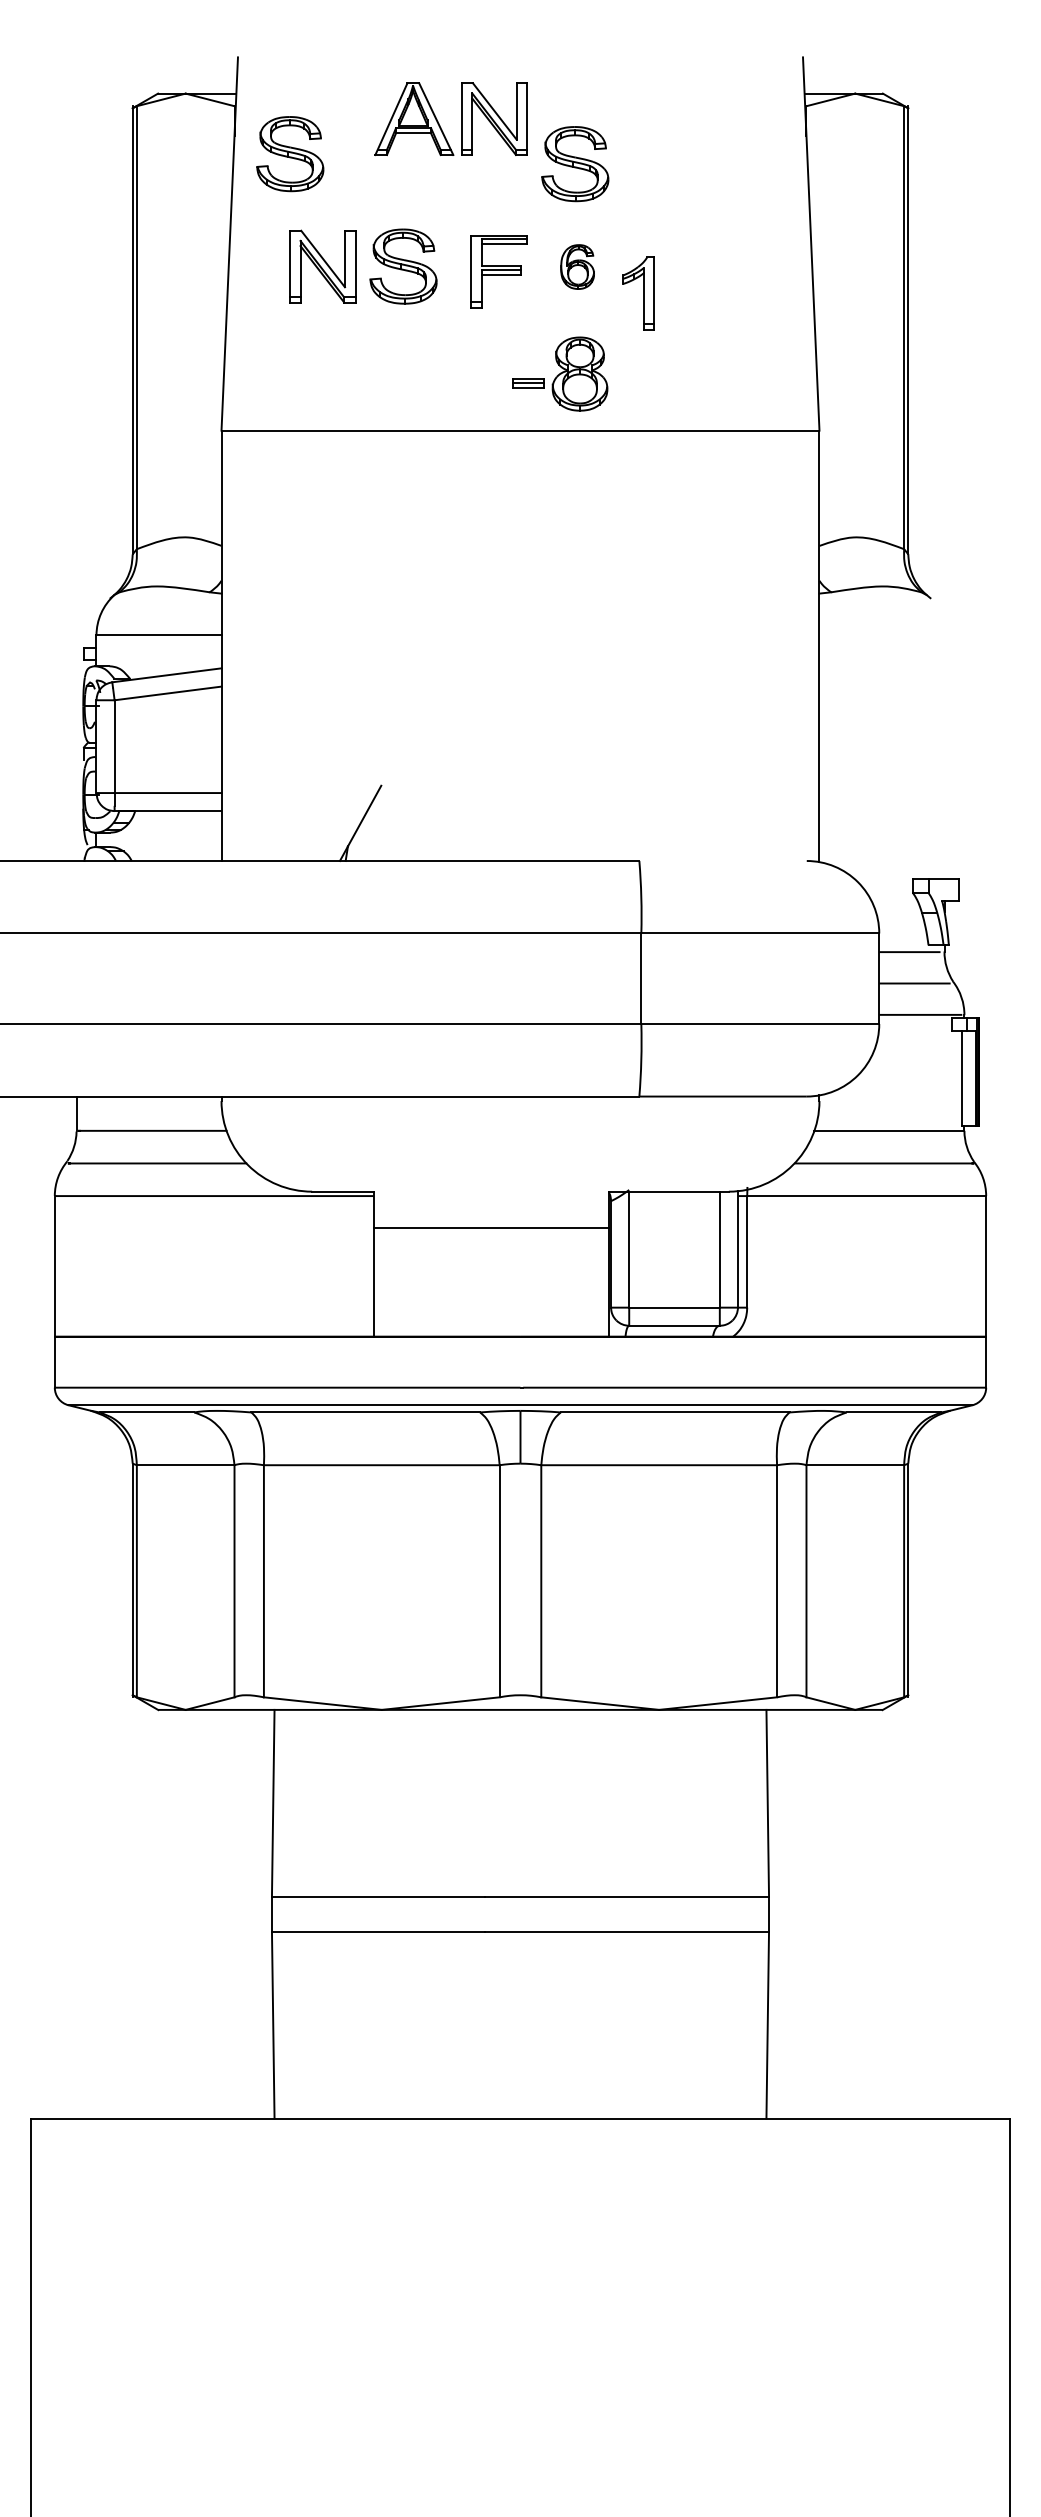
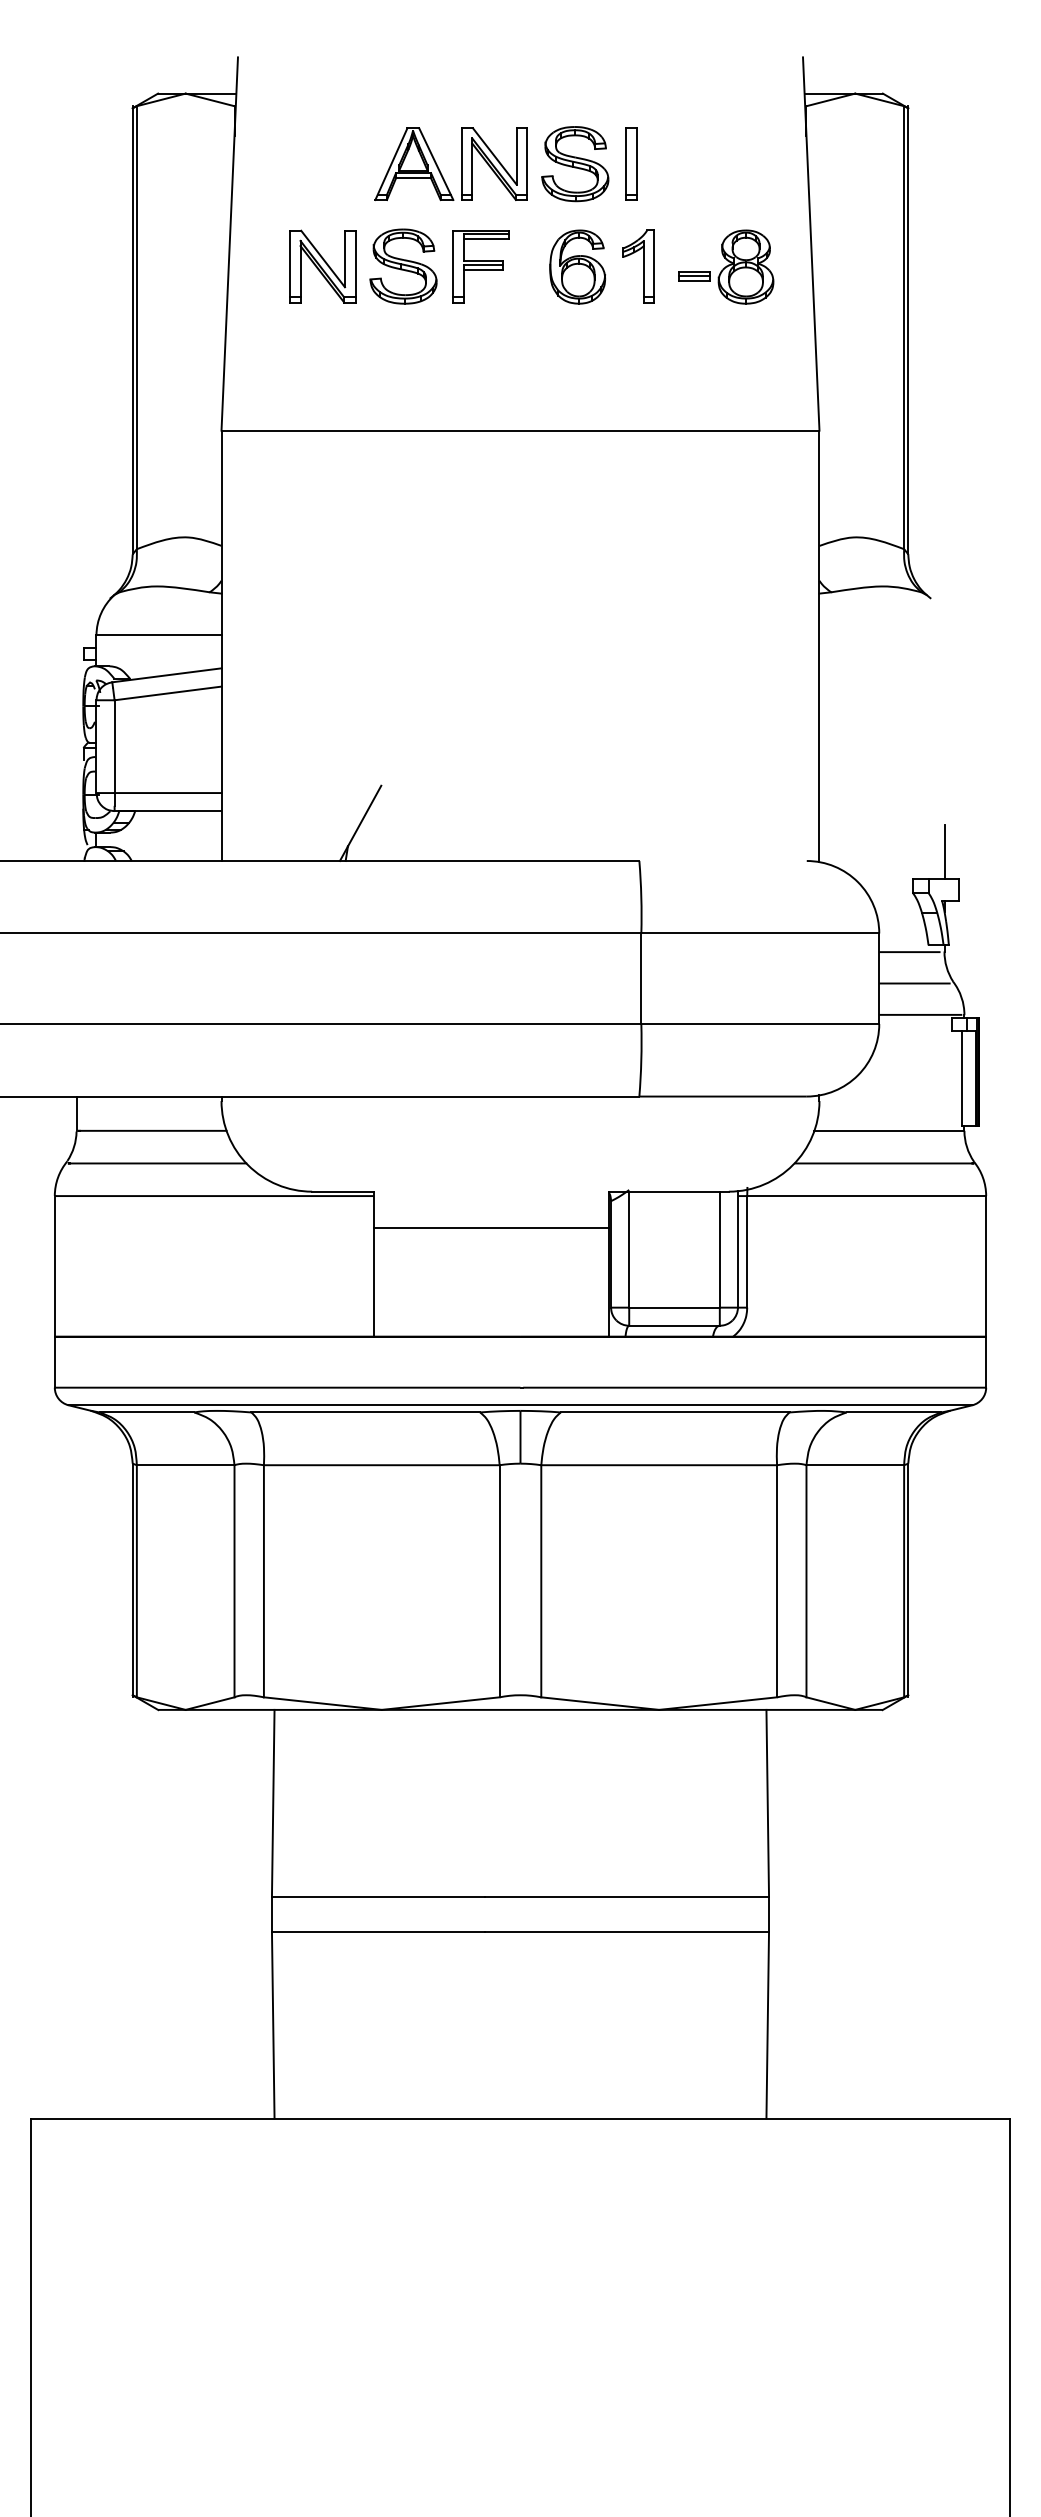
part position: (461, 118) -> (461, 163) (461, 163)
part: present -> none (290, 154)
part: none -> present (631, 163)
part size: 35x46 px -> 57x76 px (577, 266)
part position: (498, 271) -> (480, 266) (480, 266)
part position: (638, 293) -> (638, 266) (638, 266)
part position: (560, 373) -> (726, 266) (726, 266)
line: none -> present (944, 851)
